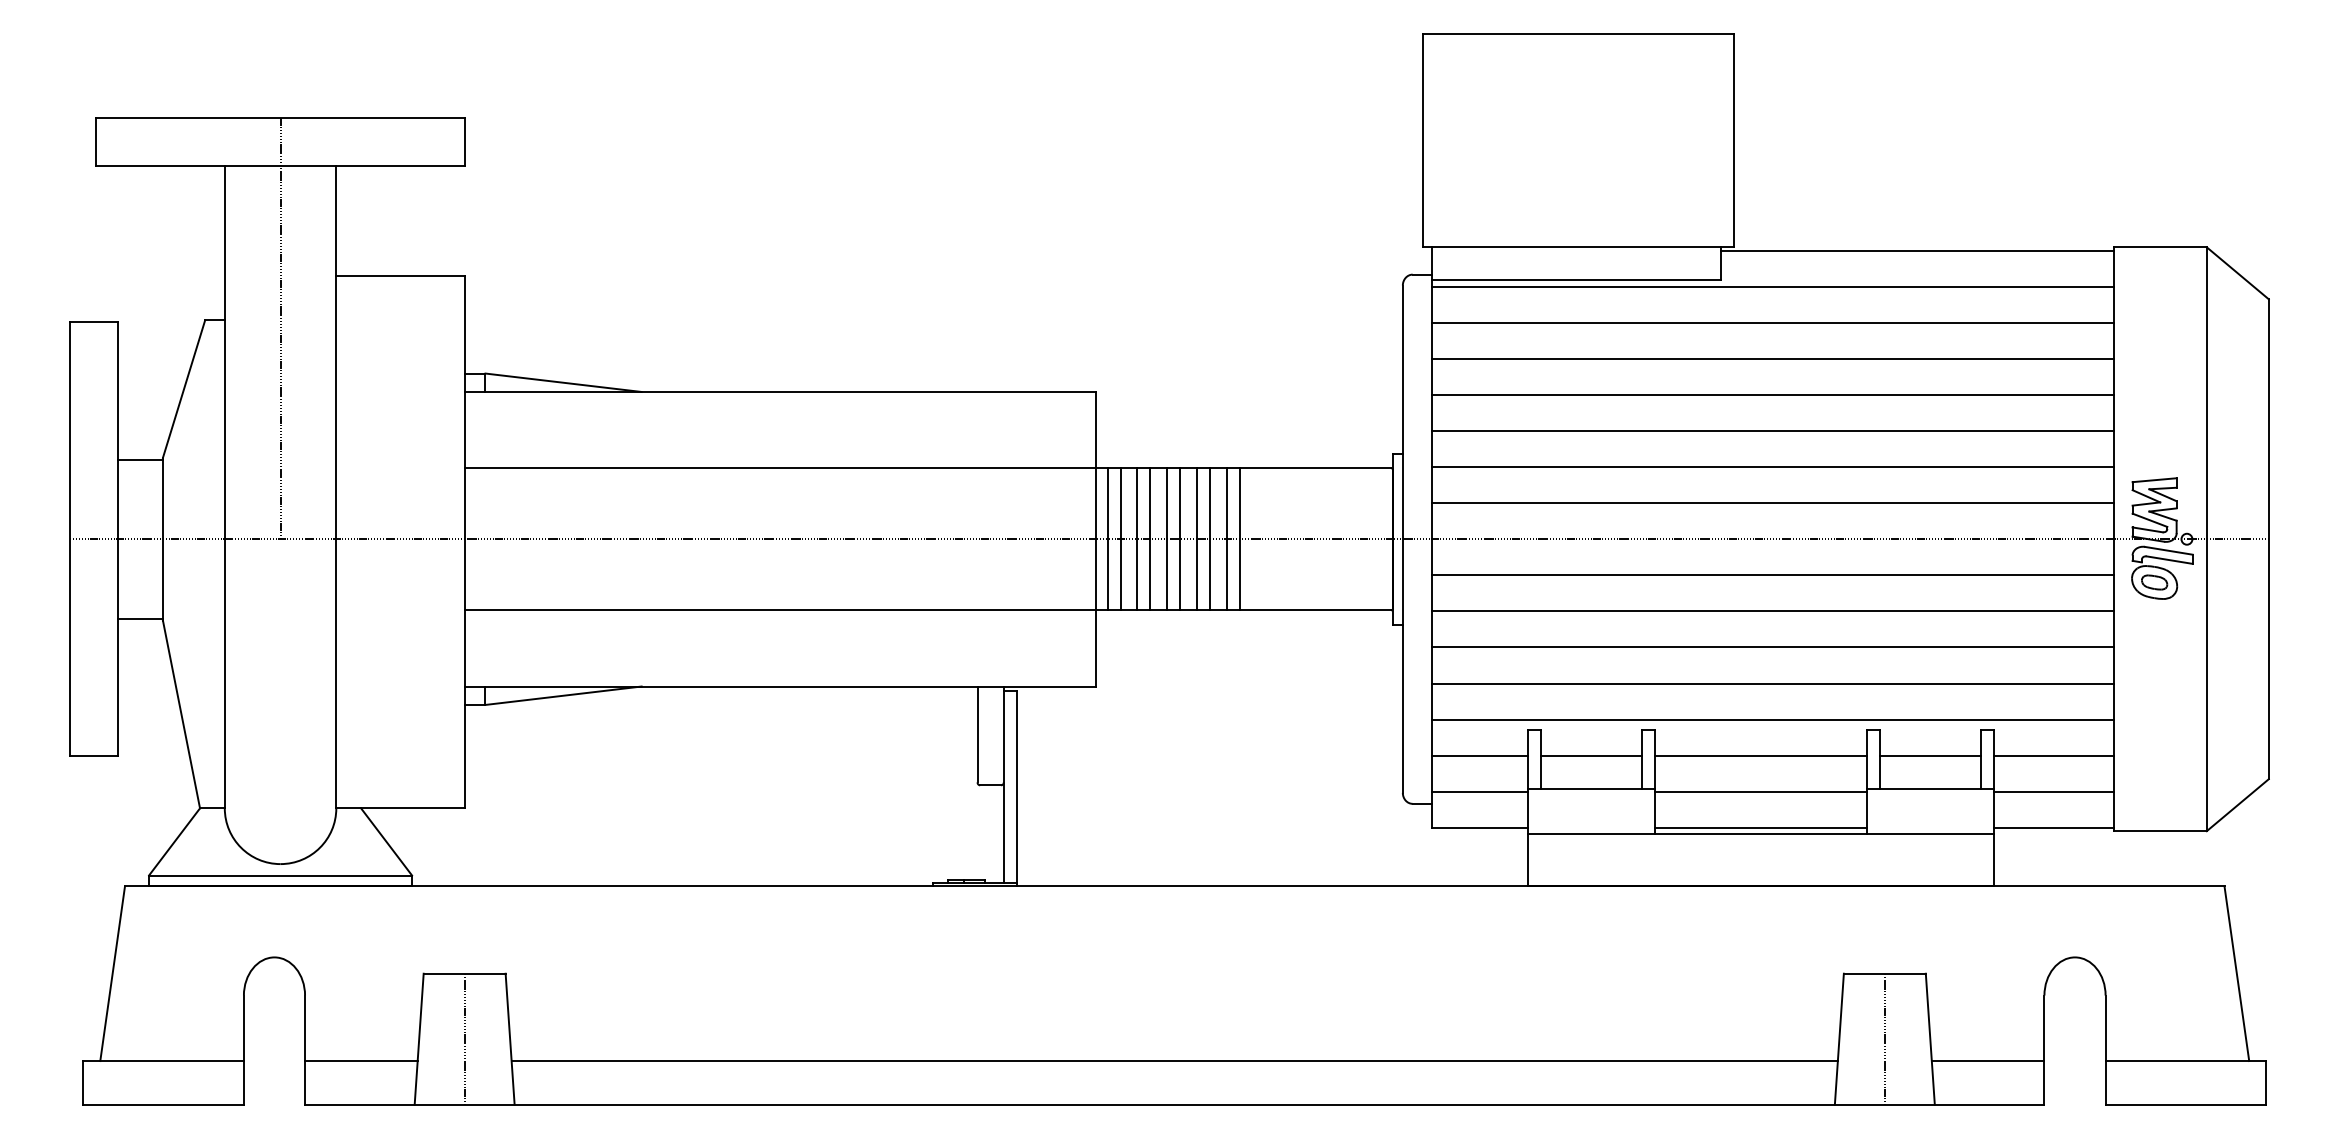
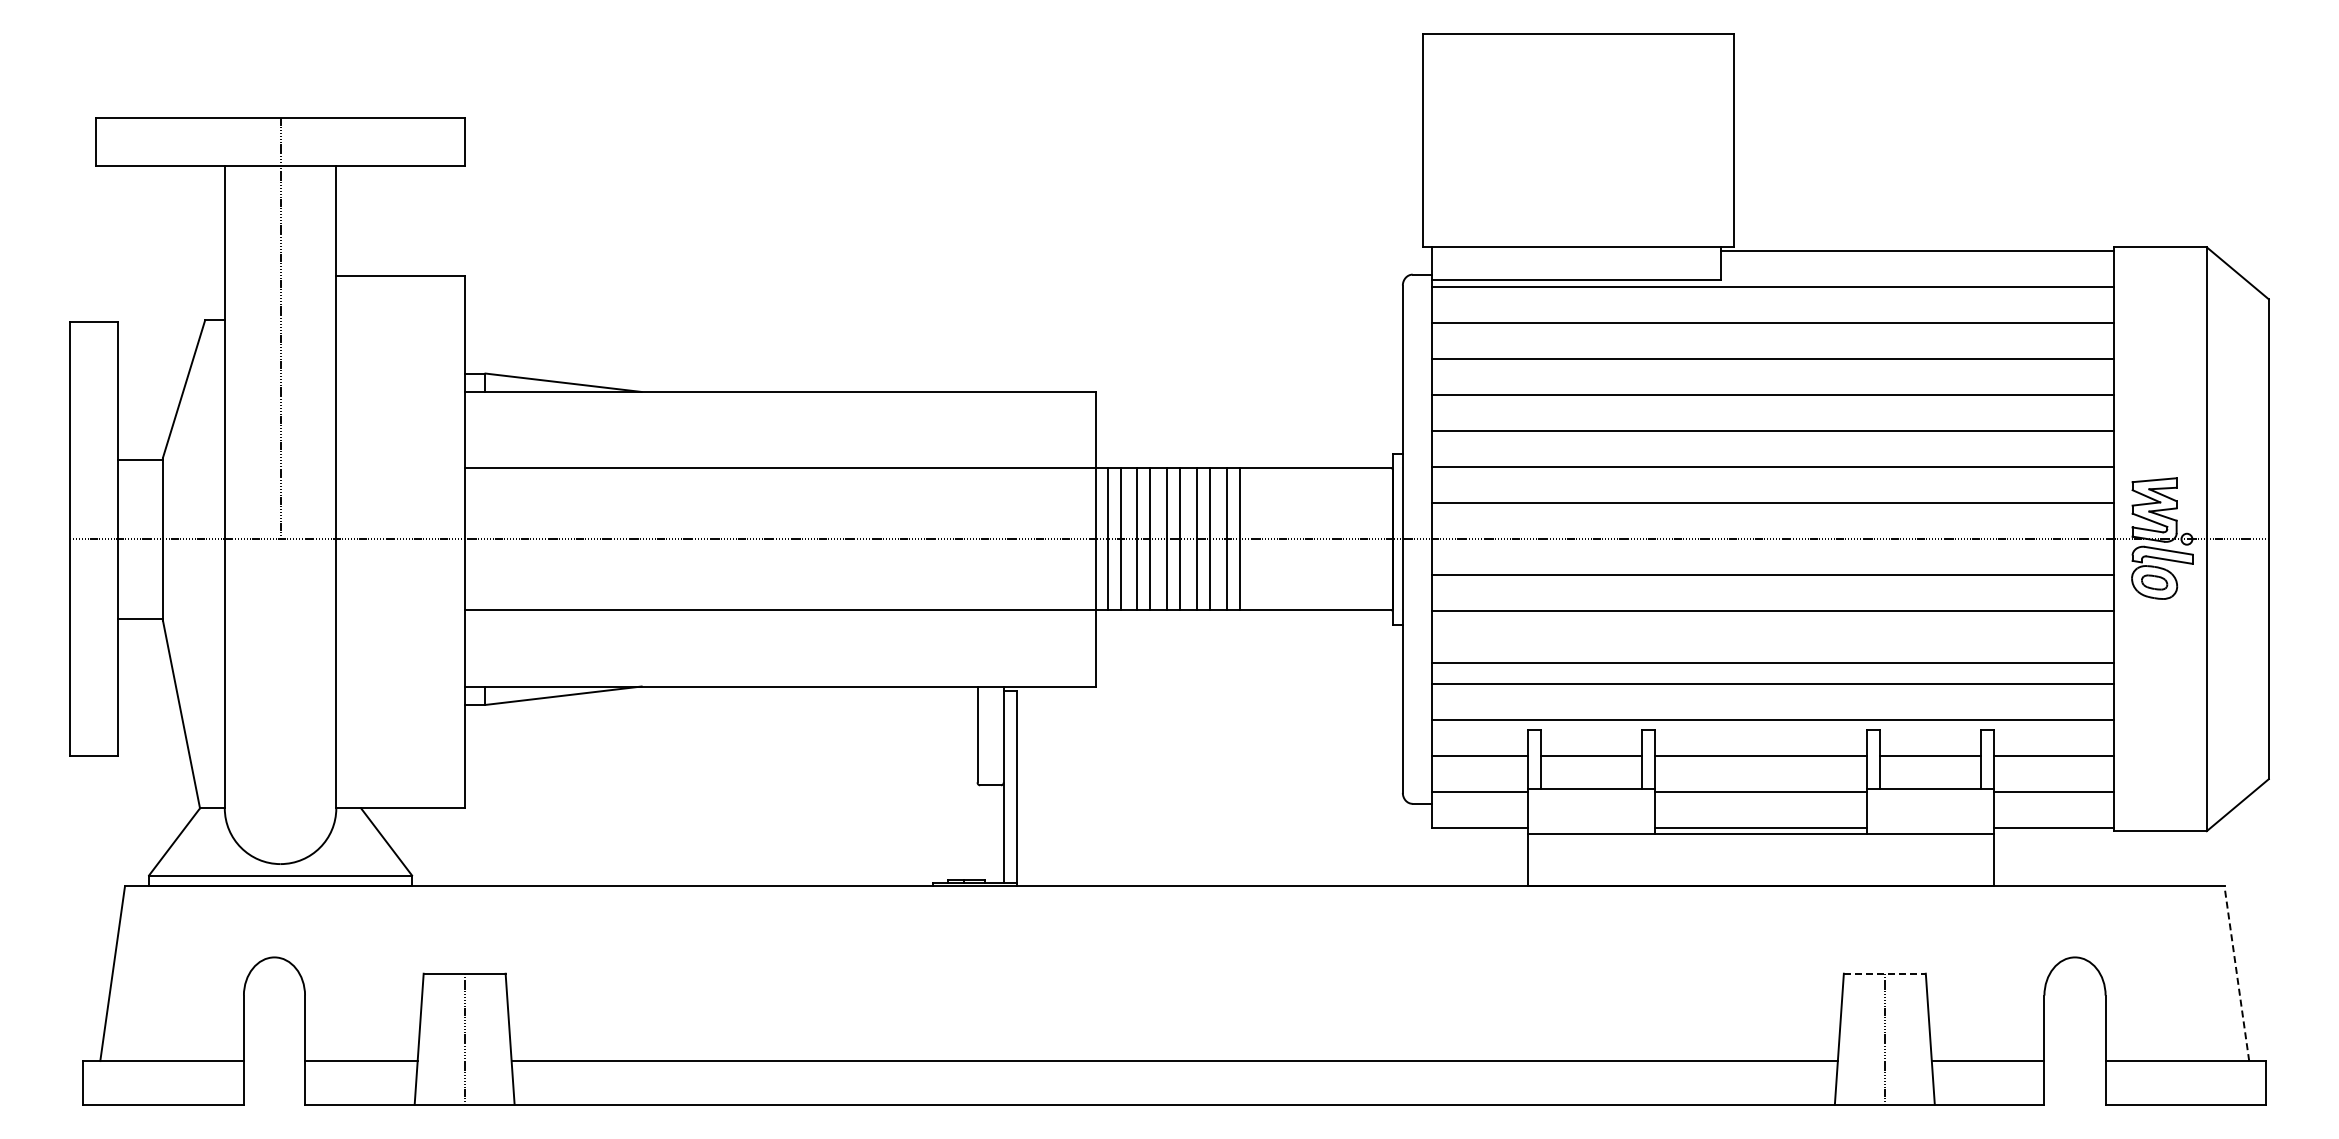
line position: (1772, 647) -> (1772, 663) (1772, 663)
line: solid -> dashed (1884, 973)
line: solid -> dashed (2236, 973)
